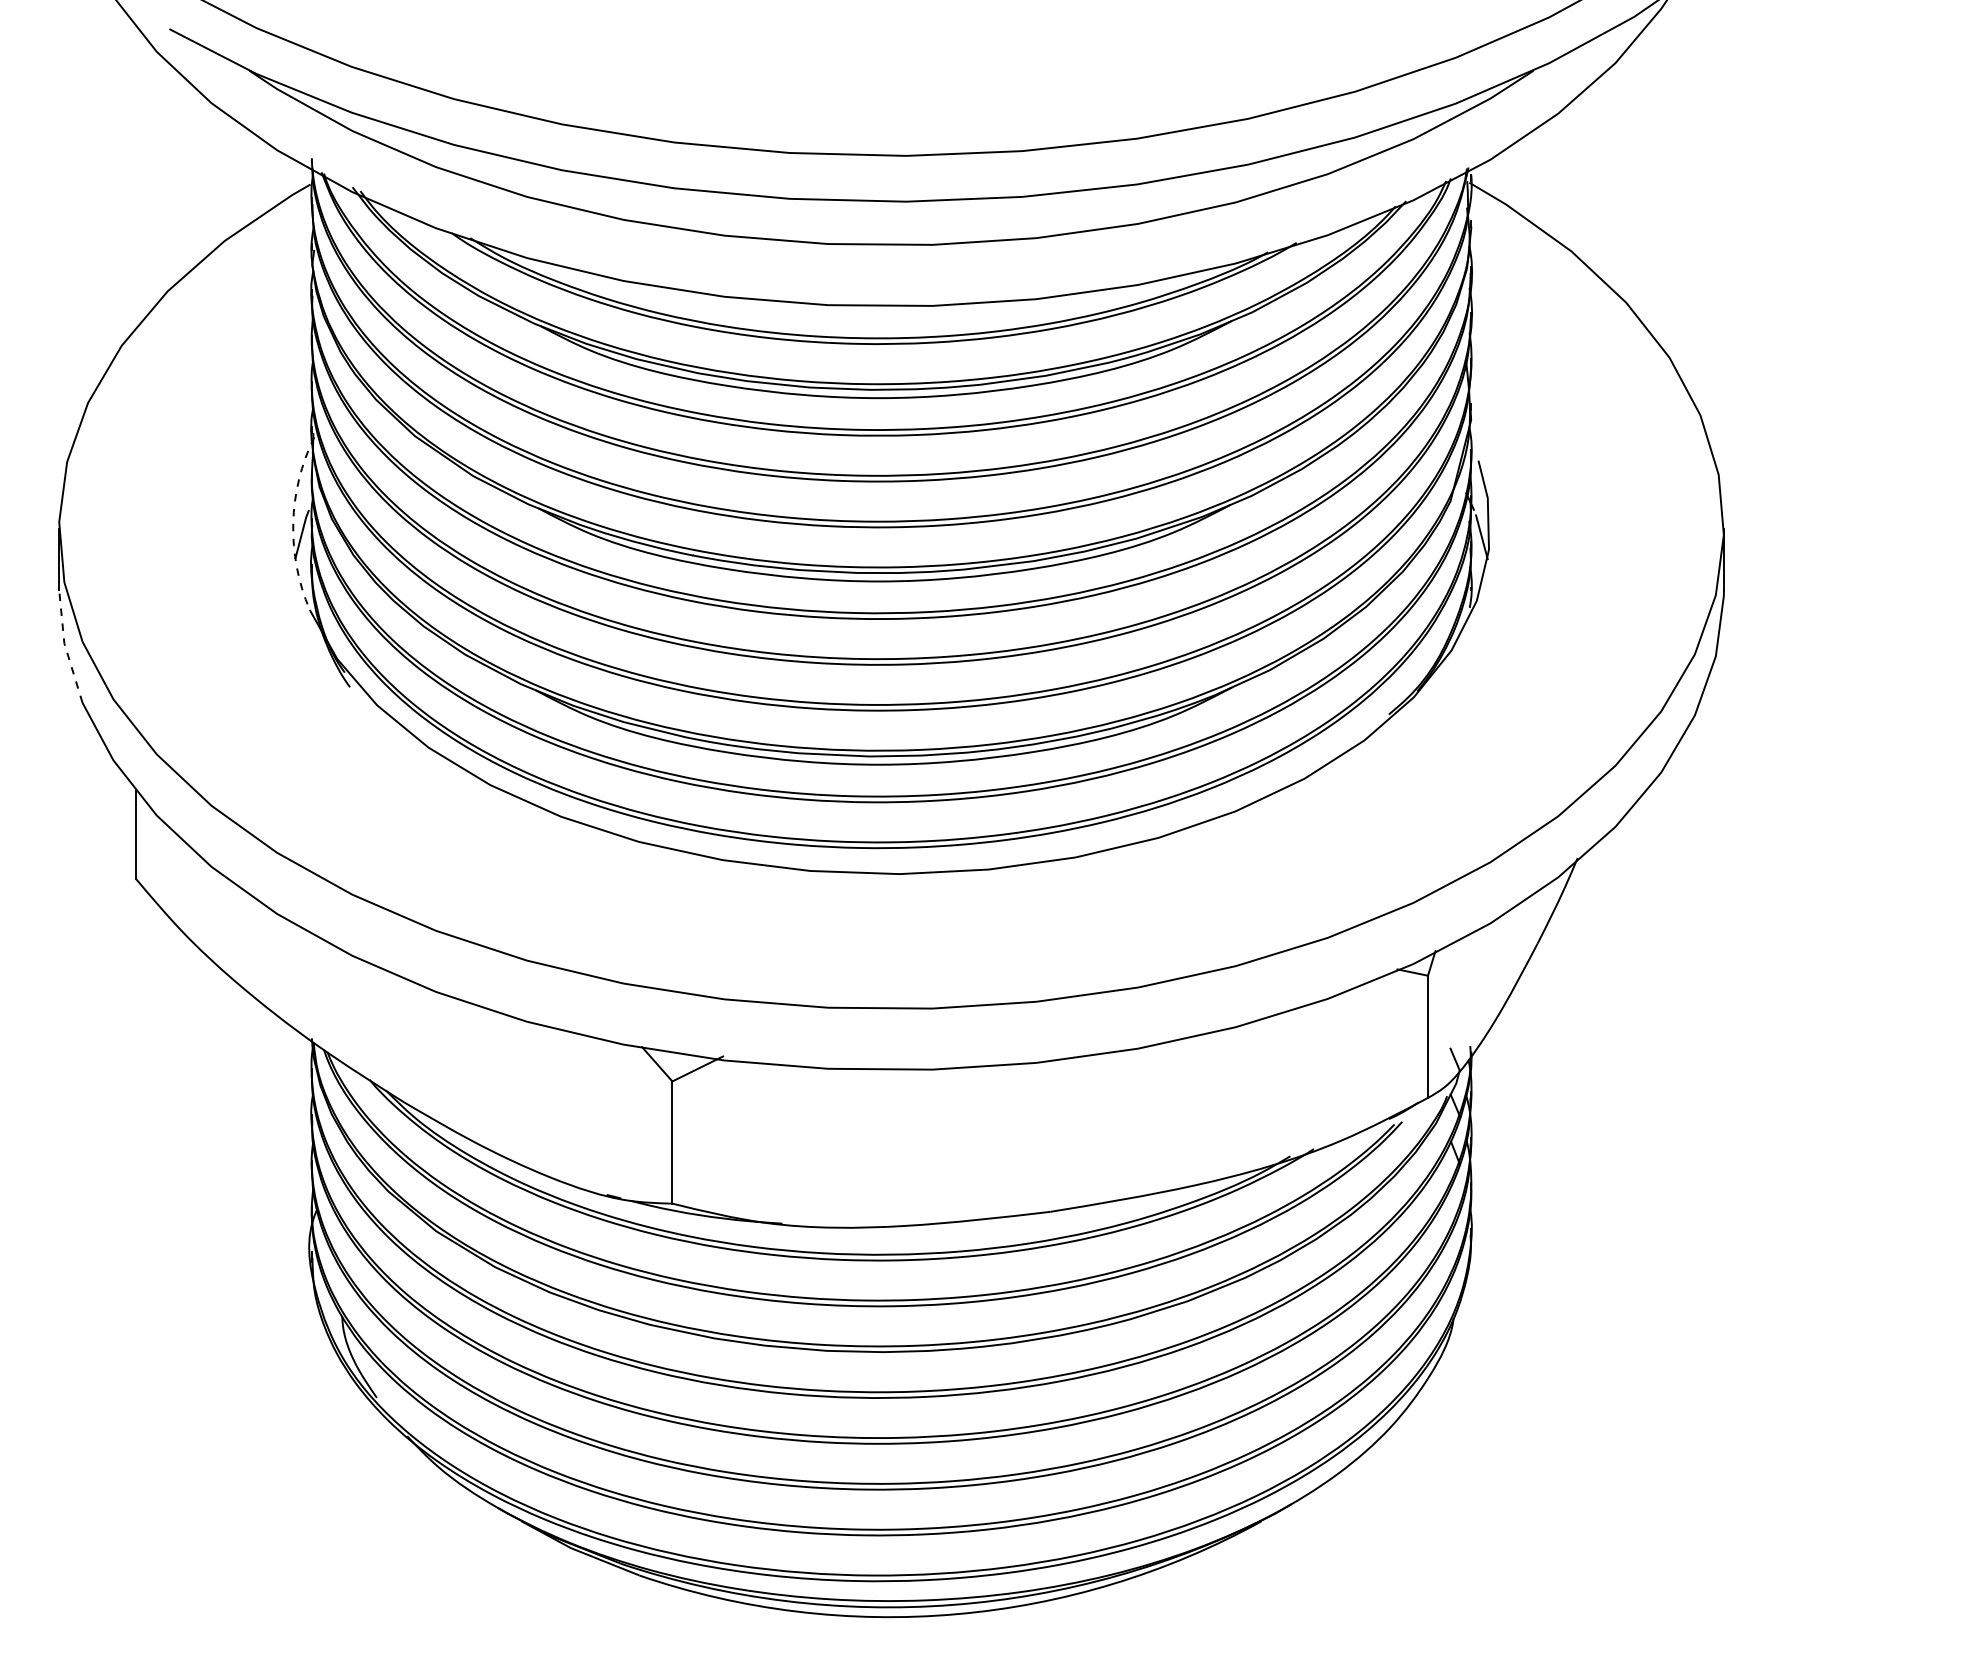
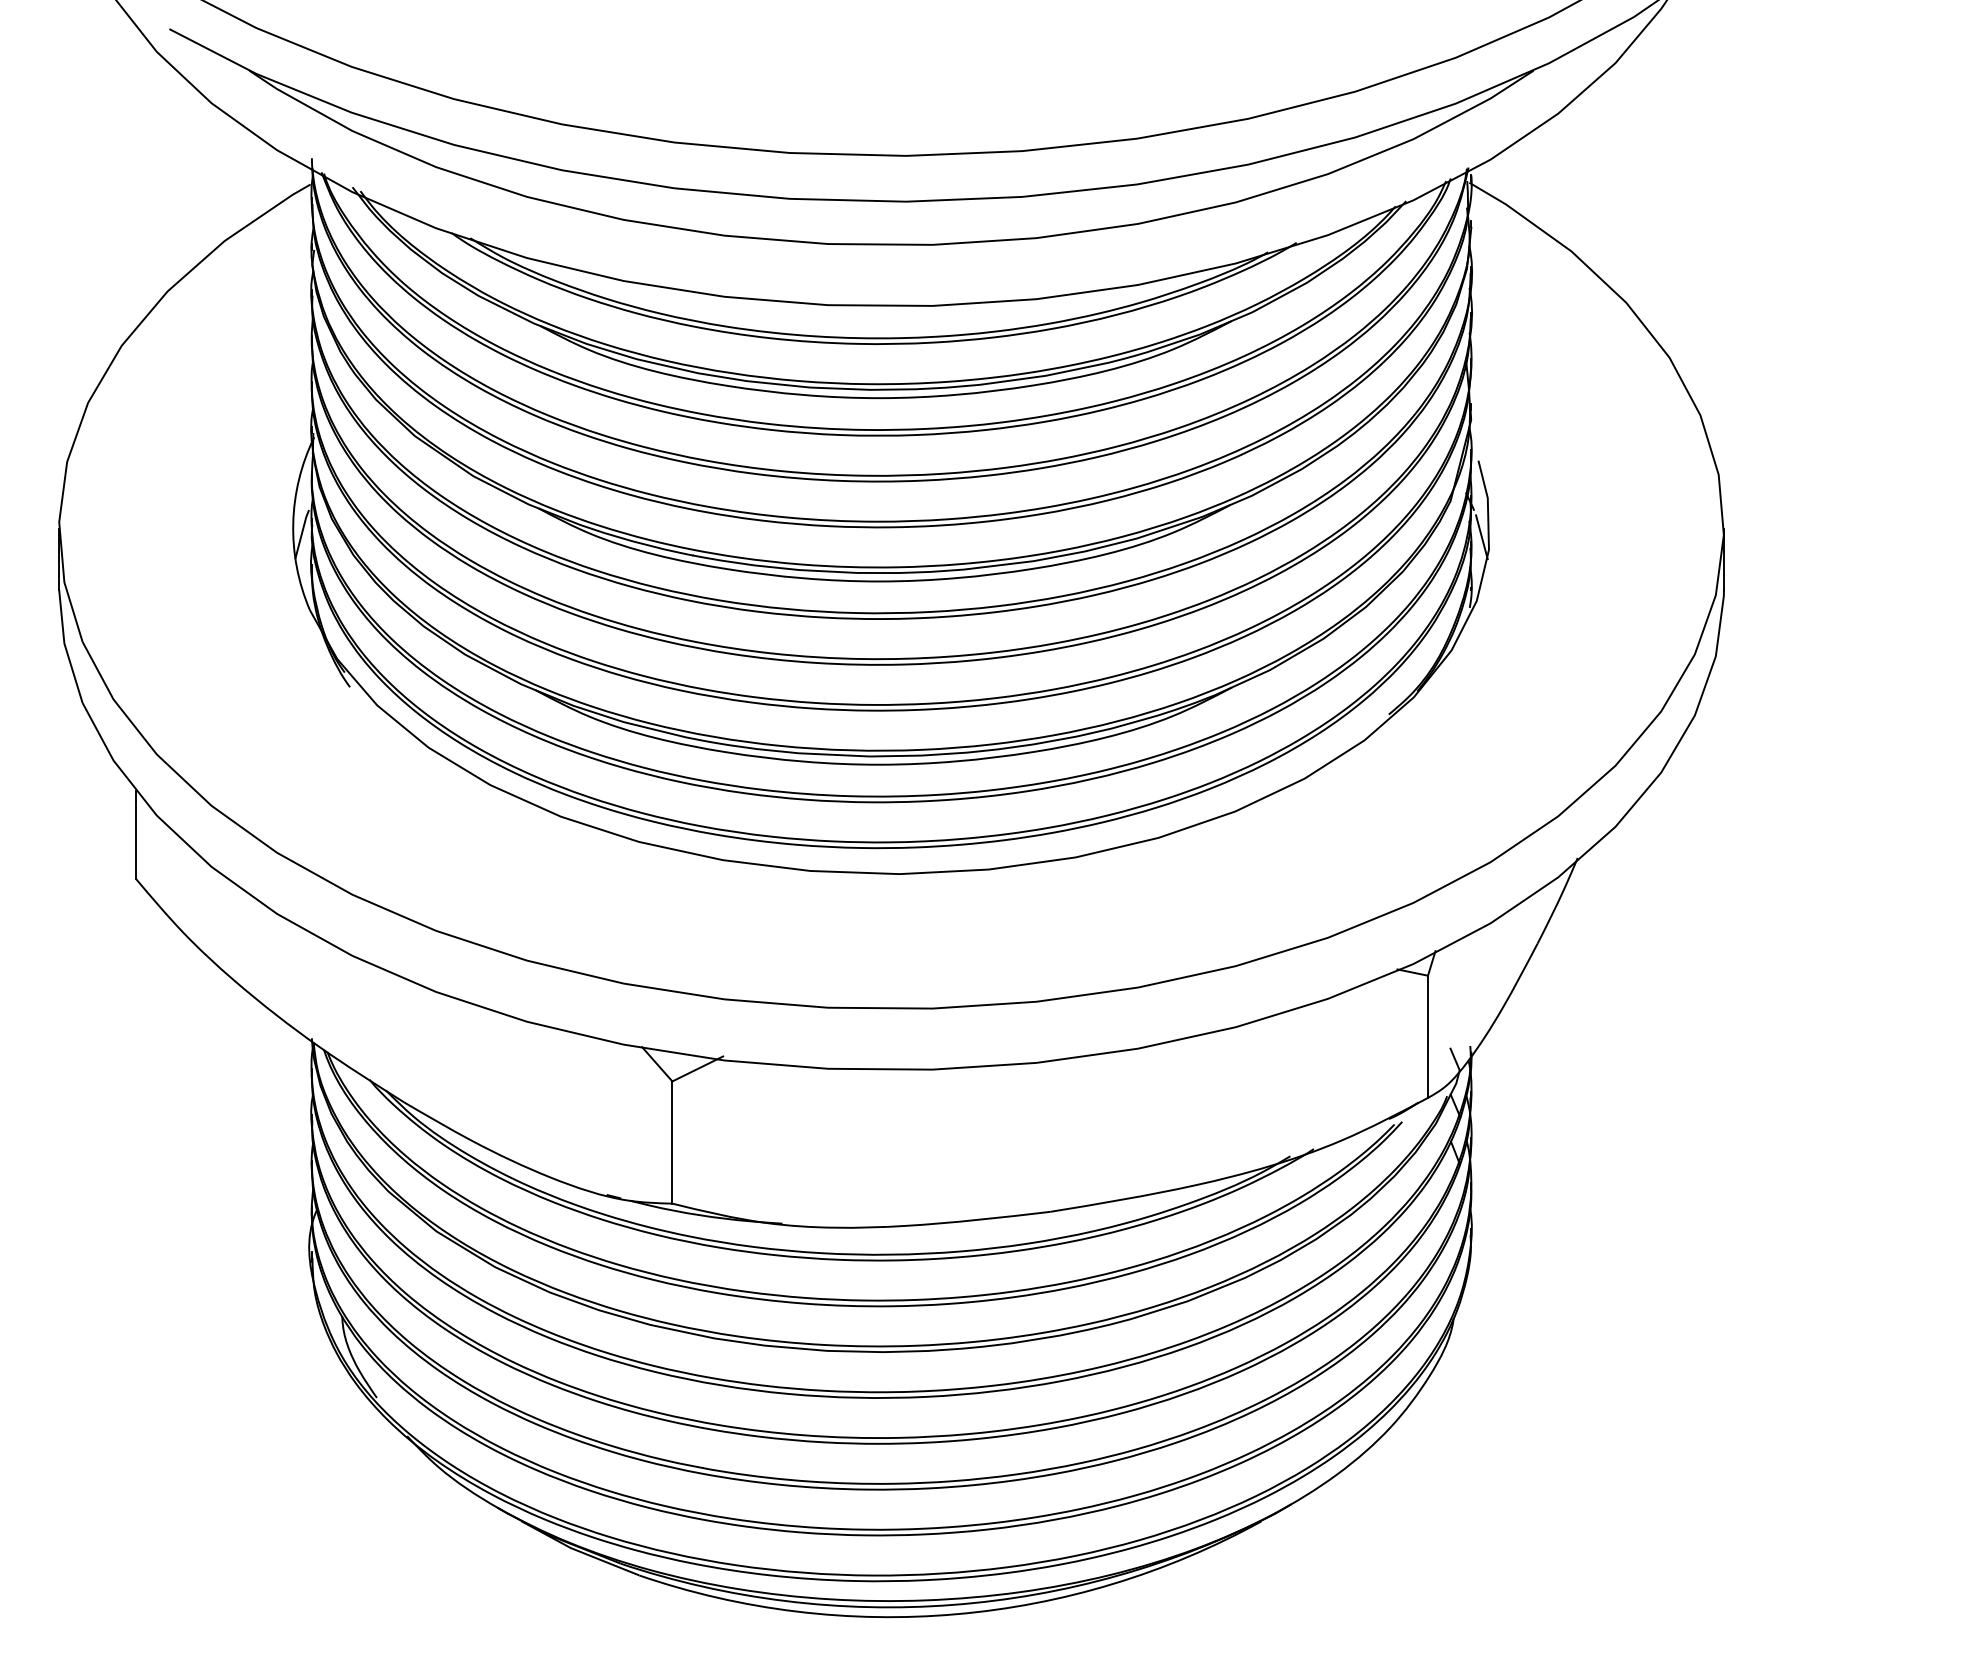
arc: dashed -> solid (293, 523)
line: dashed -> solid (65, 646)
